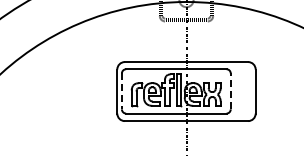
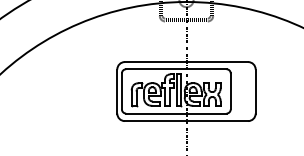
line: dashed -> solid (121, 91)
line: dashed -> solid (230, 91)
